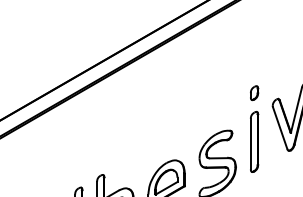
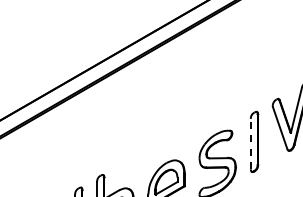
part: present -> none (254, 93)
line: solid -> dashed (250, 143)
